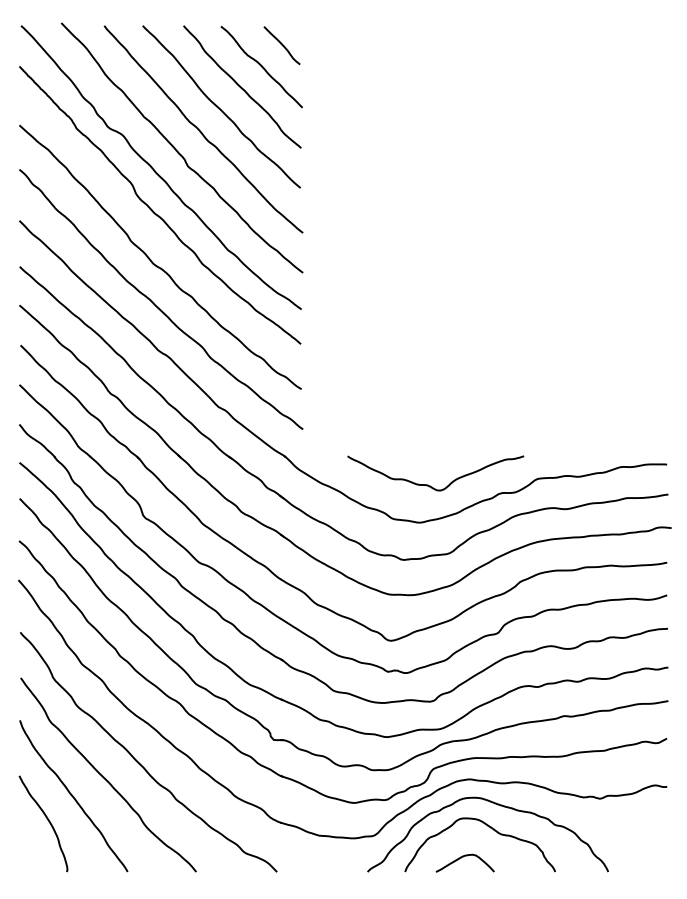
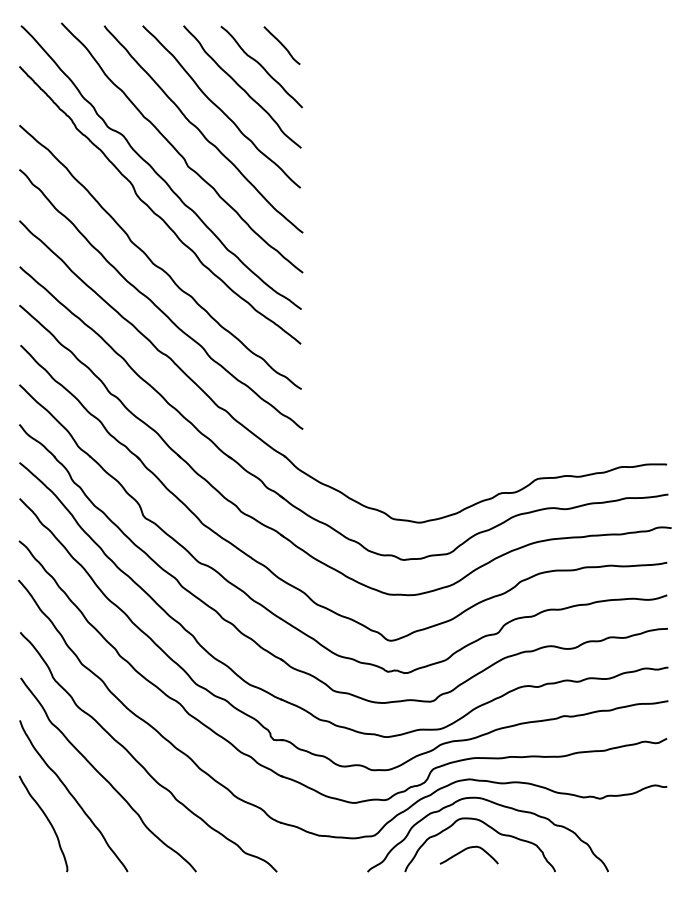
curve: present -> none (430, 485)
curve position: (461, 858) -> (465, 850) (465, 850)
